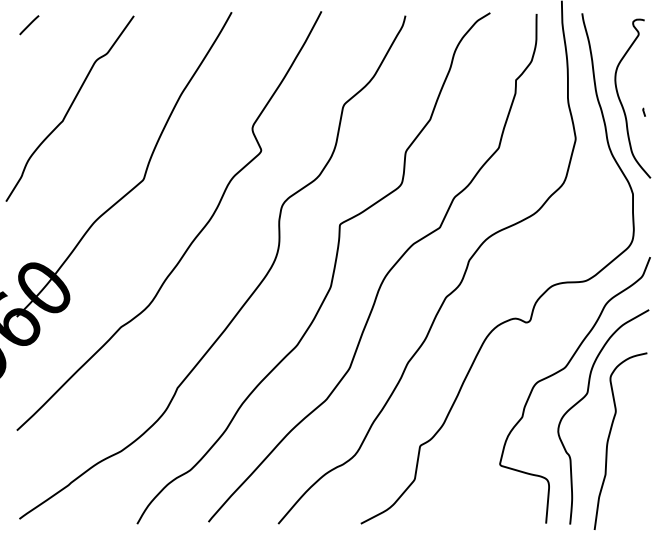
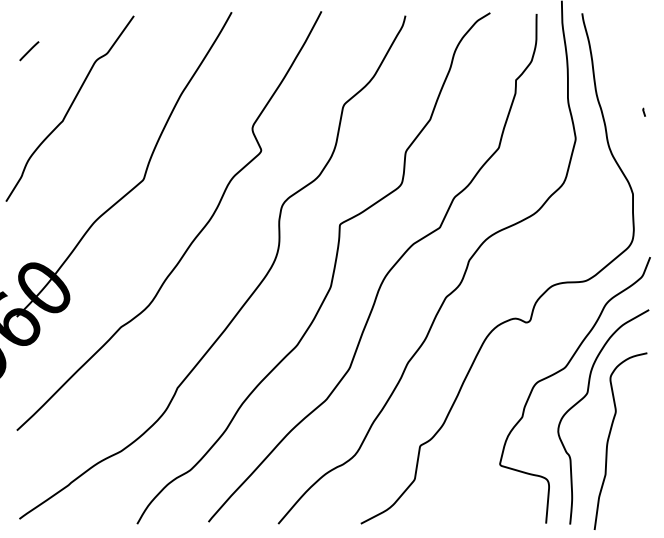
line position: (29, 25) -> (29, 51) (29, 51)
curve: present -> none (622, 103)
